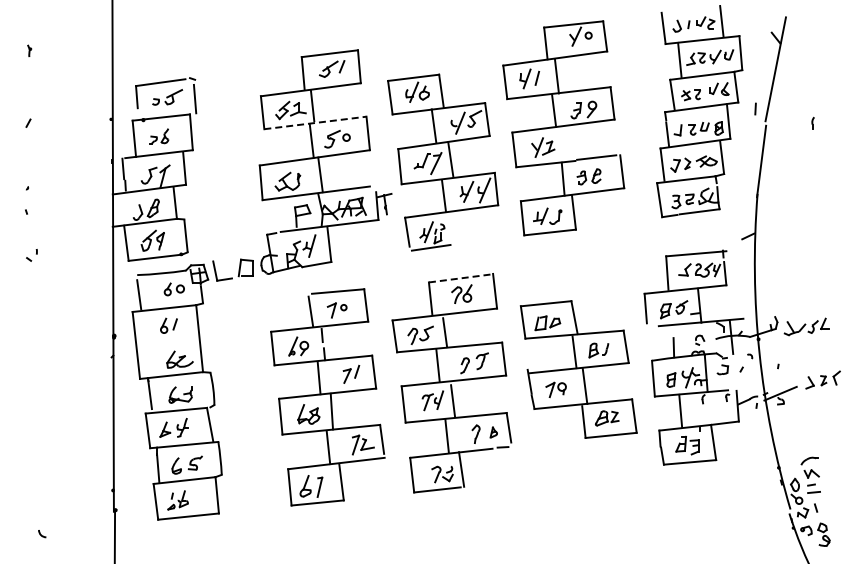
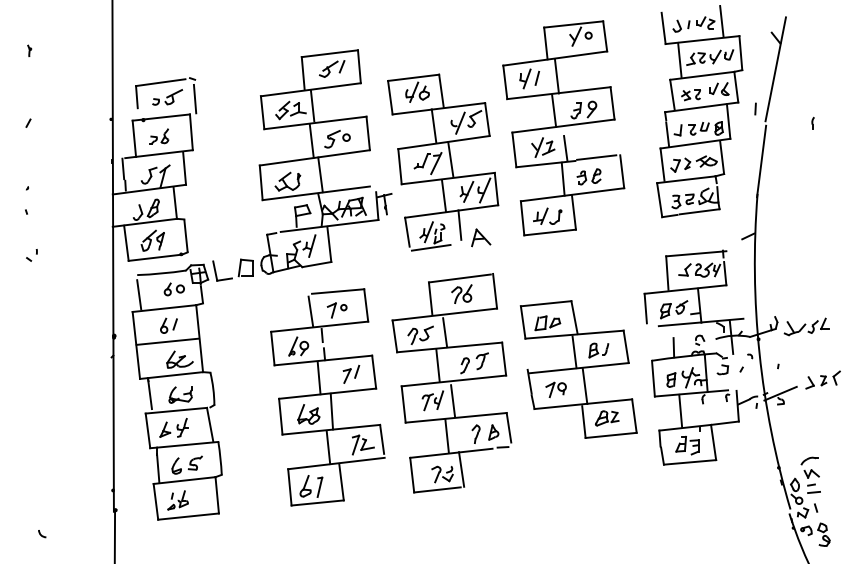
line: dashed -> solid (315, 122)
line: none -> present (565, 148)
line: none -> present (459, 224)
part: none -> present (481, 237)
line: dashed -> solid (460, 278)
line: none -> present (167, 341)
part size: 9x13 px -> 12x17 px (493, 432)
